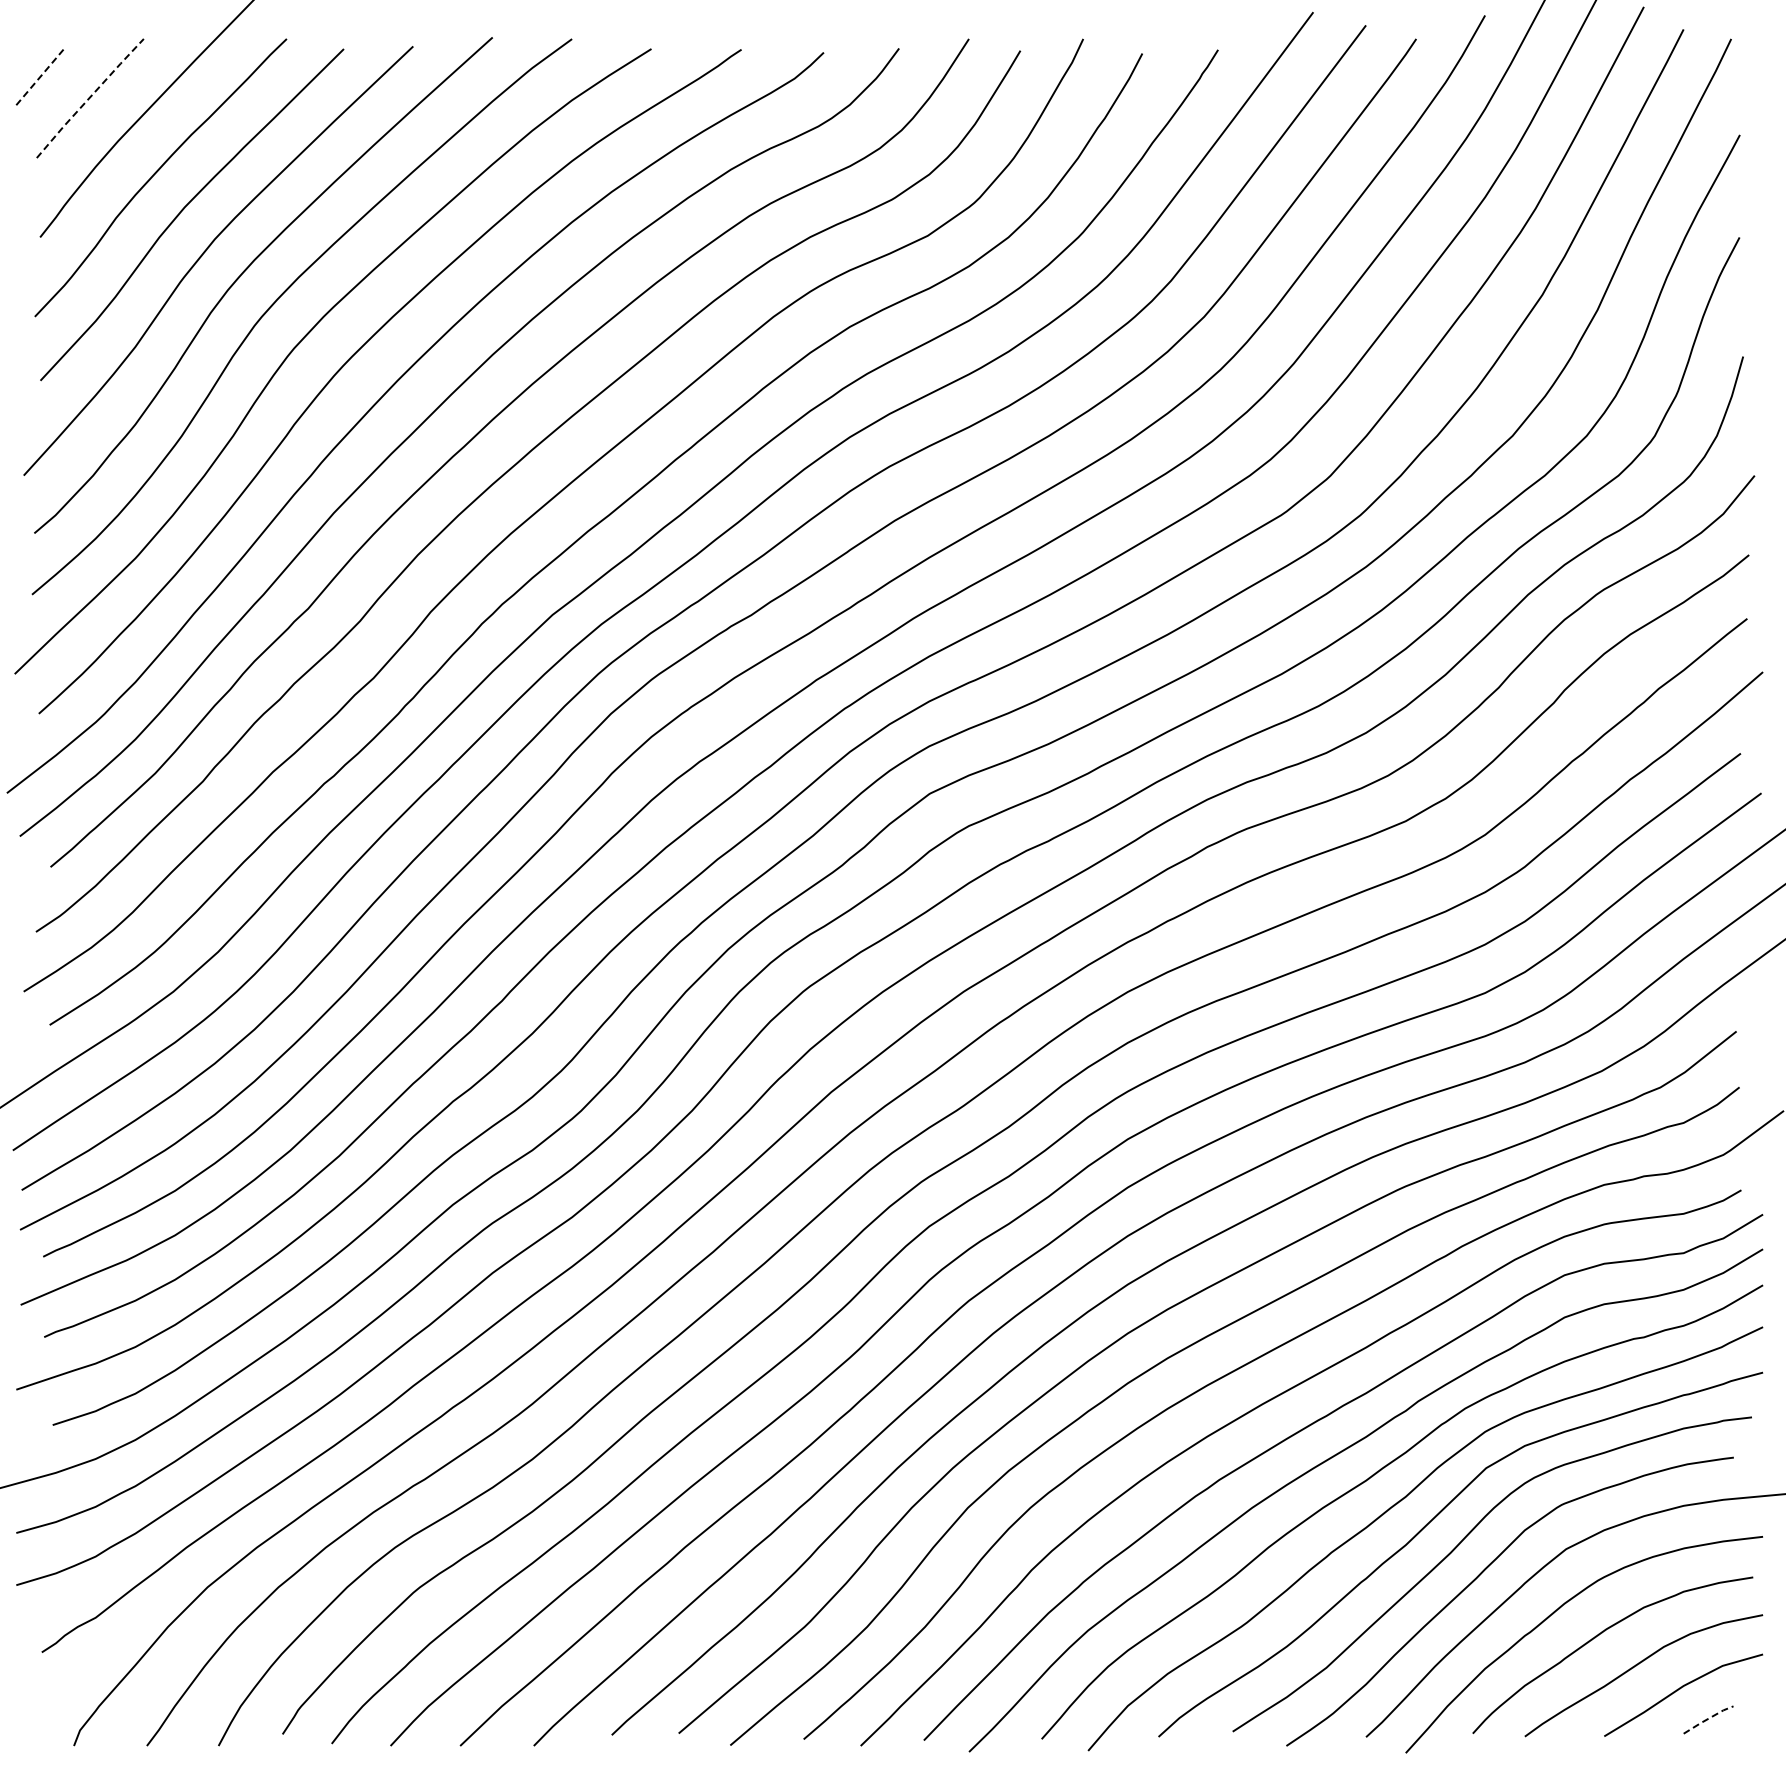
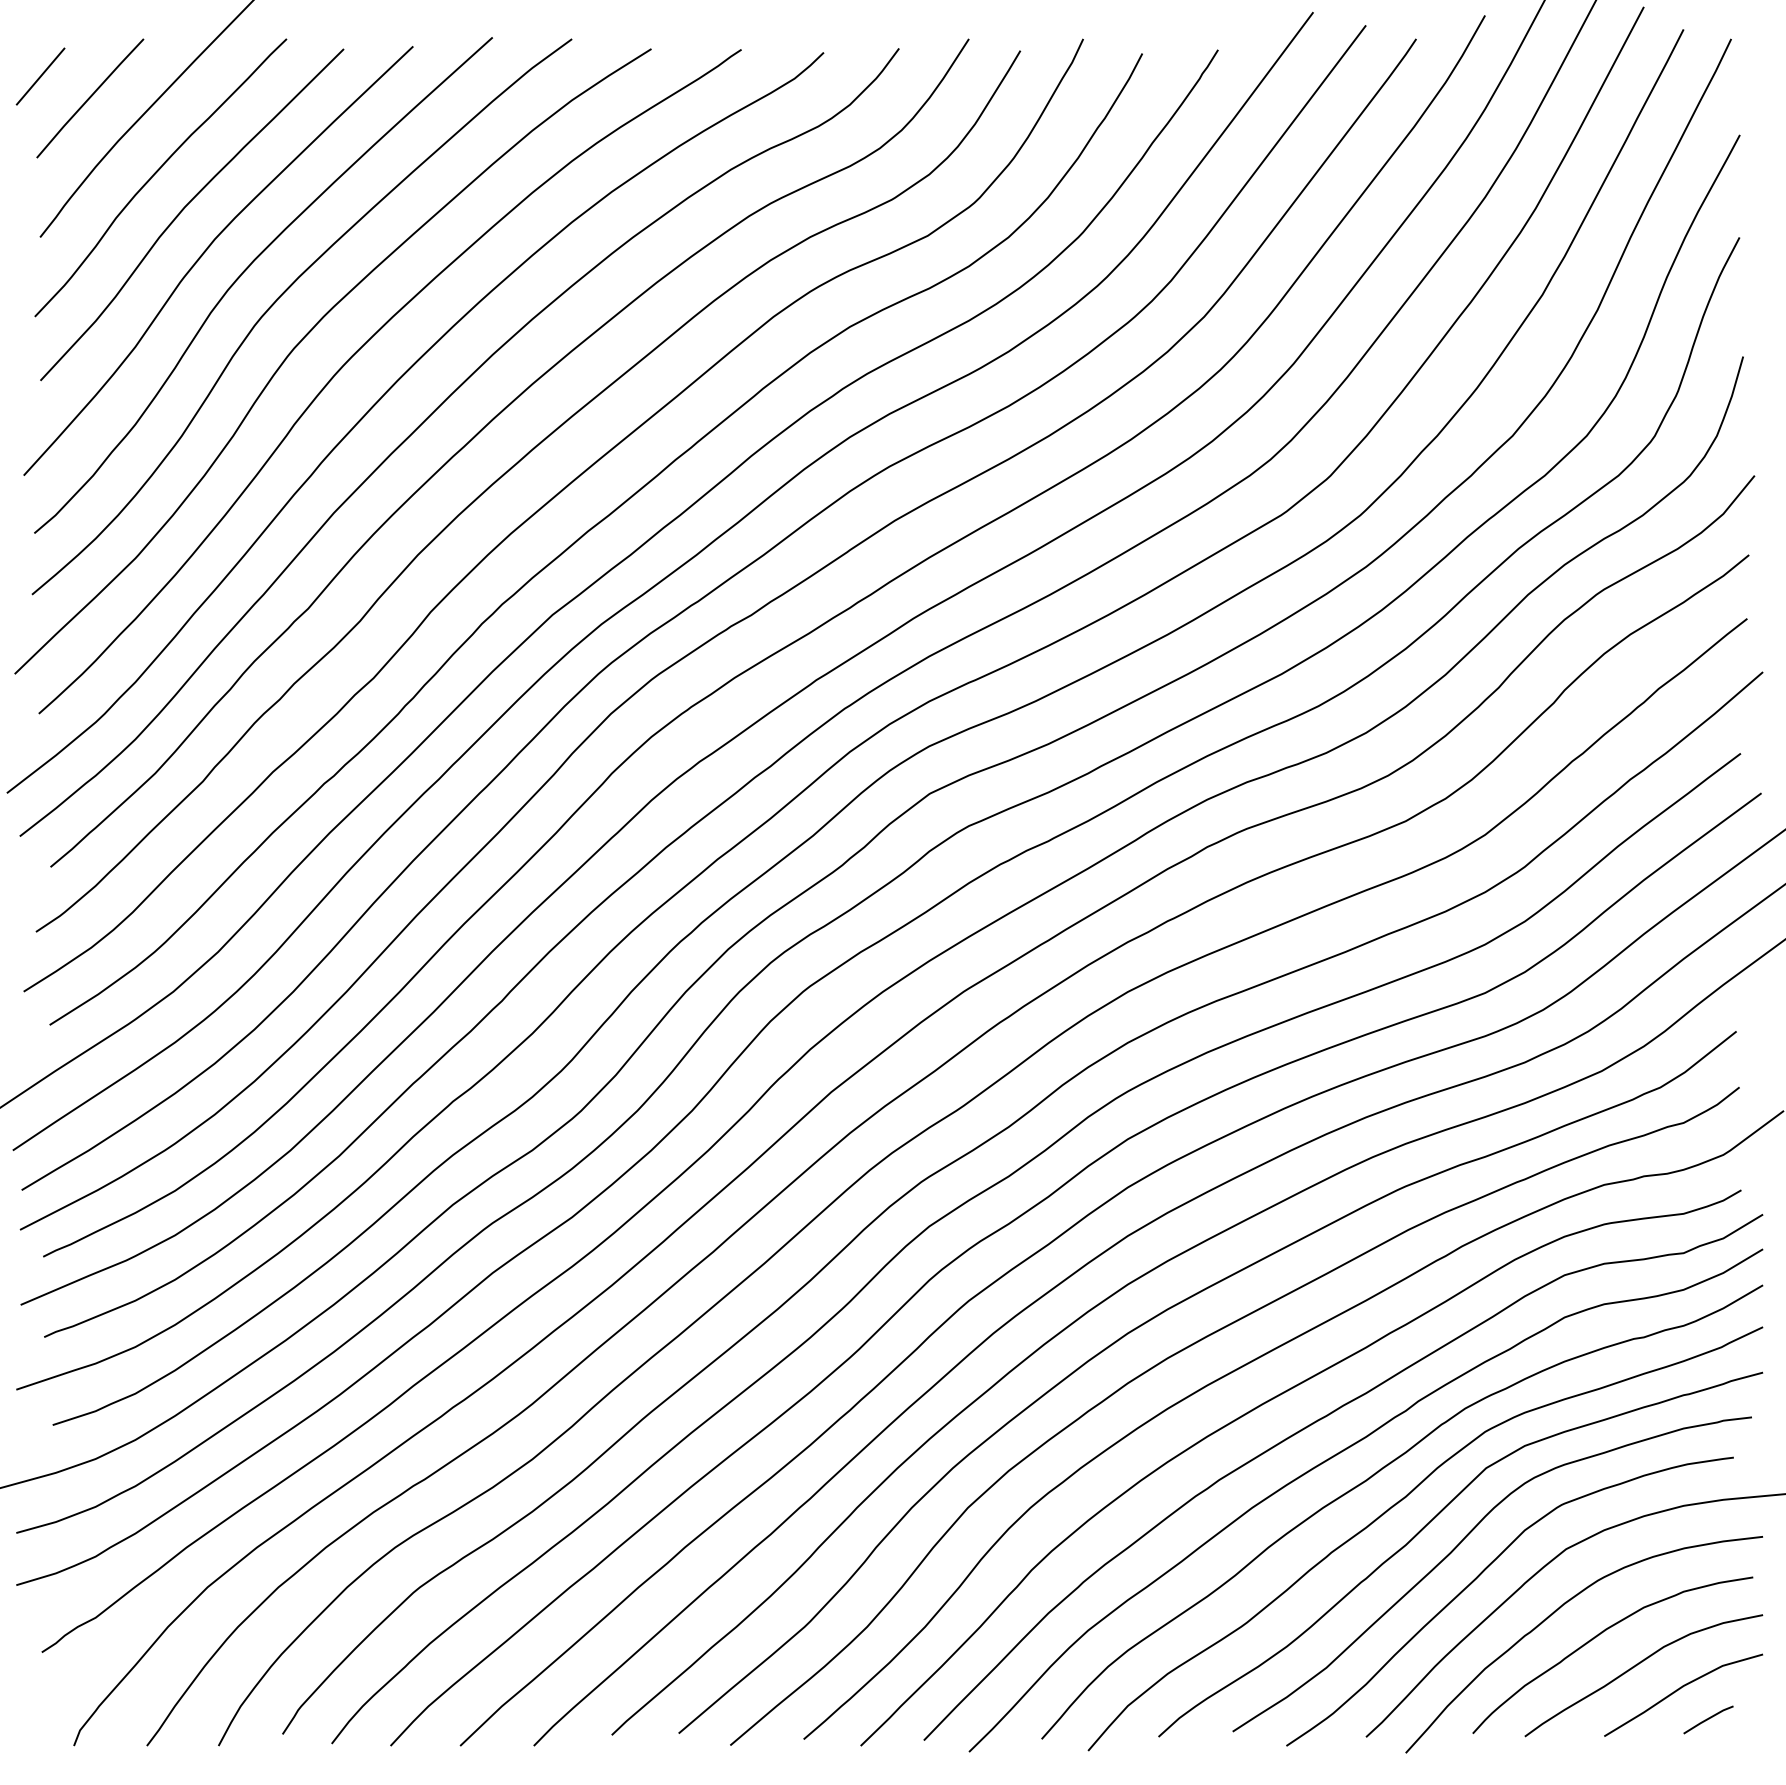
line: dashed -> solid (40, 76)
line: dashed -> solid (89, 97)
line: dashed -> solid (1708, 1718)
